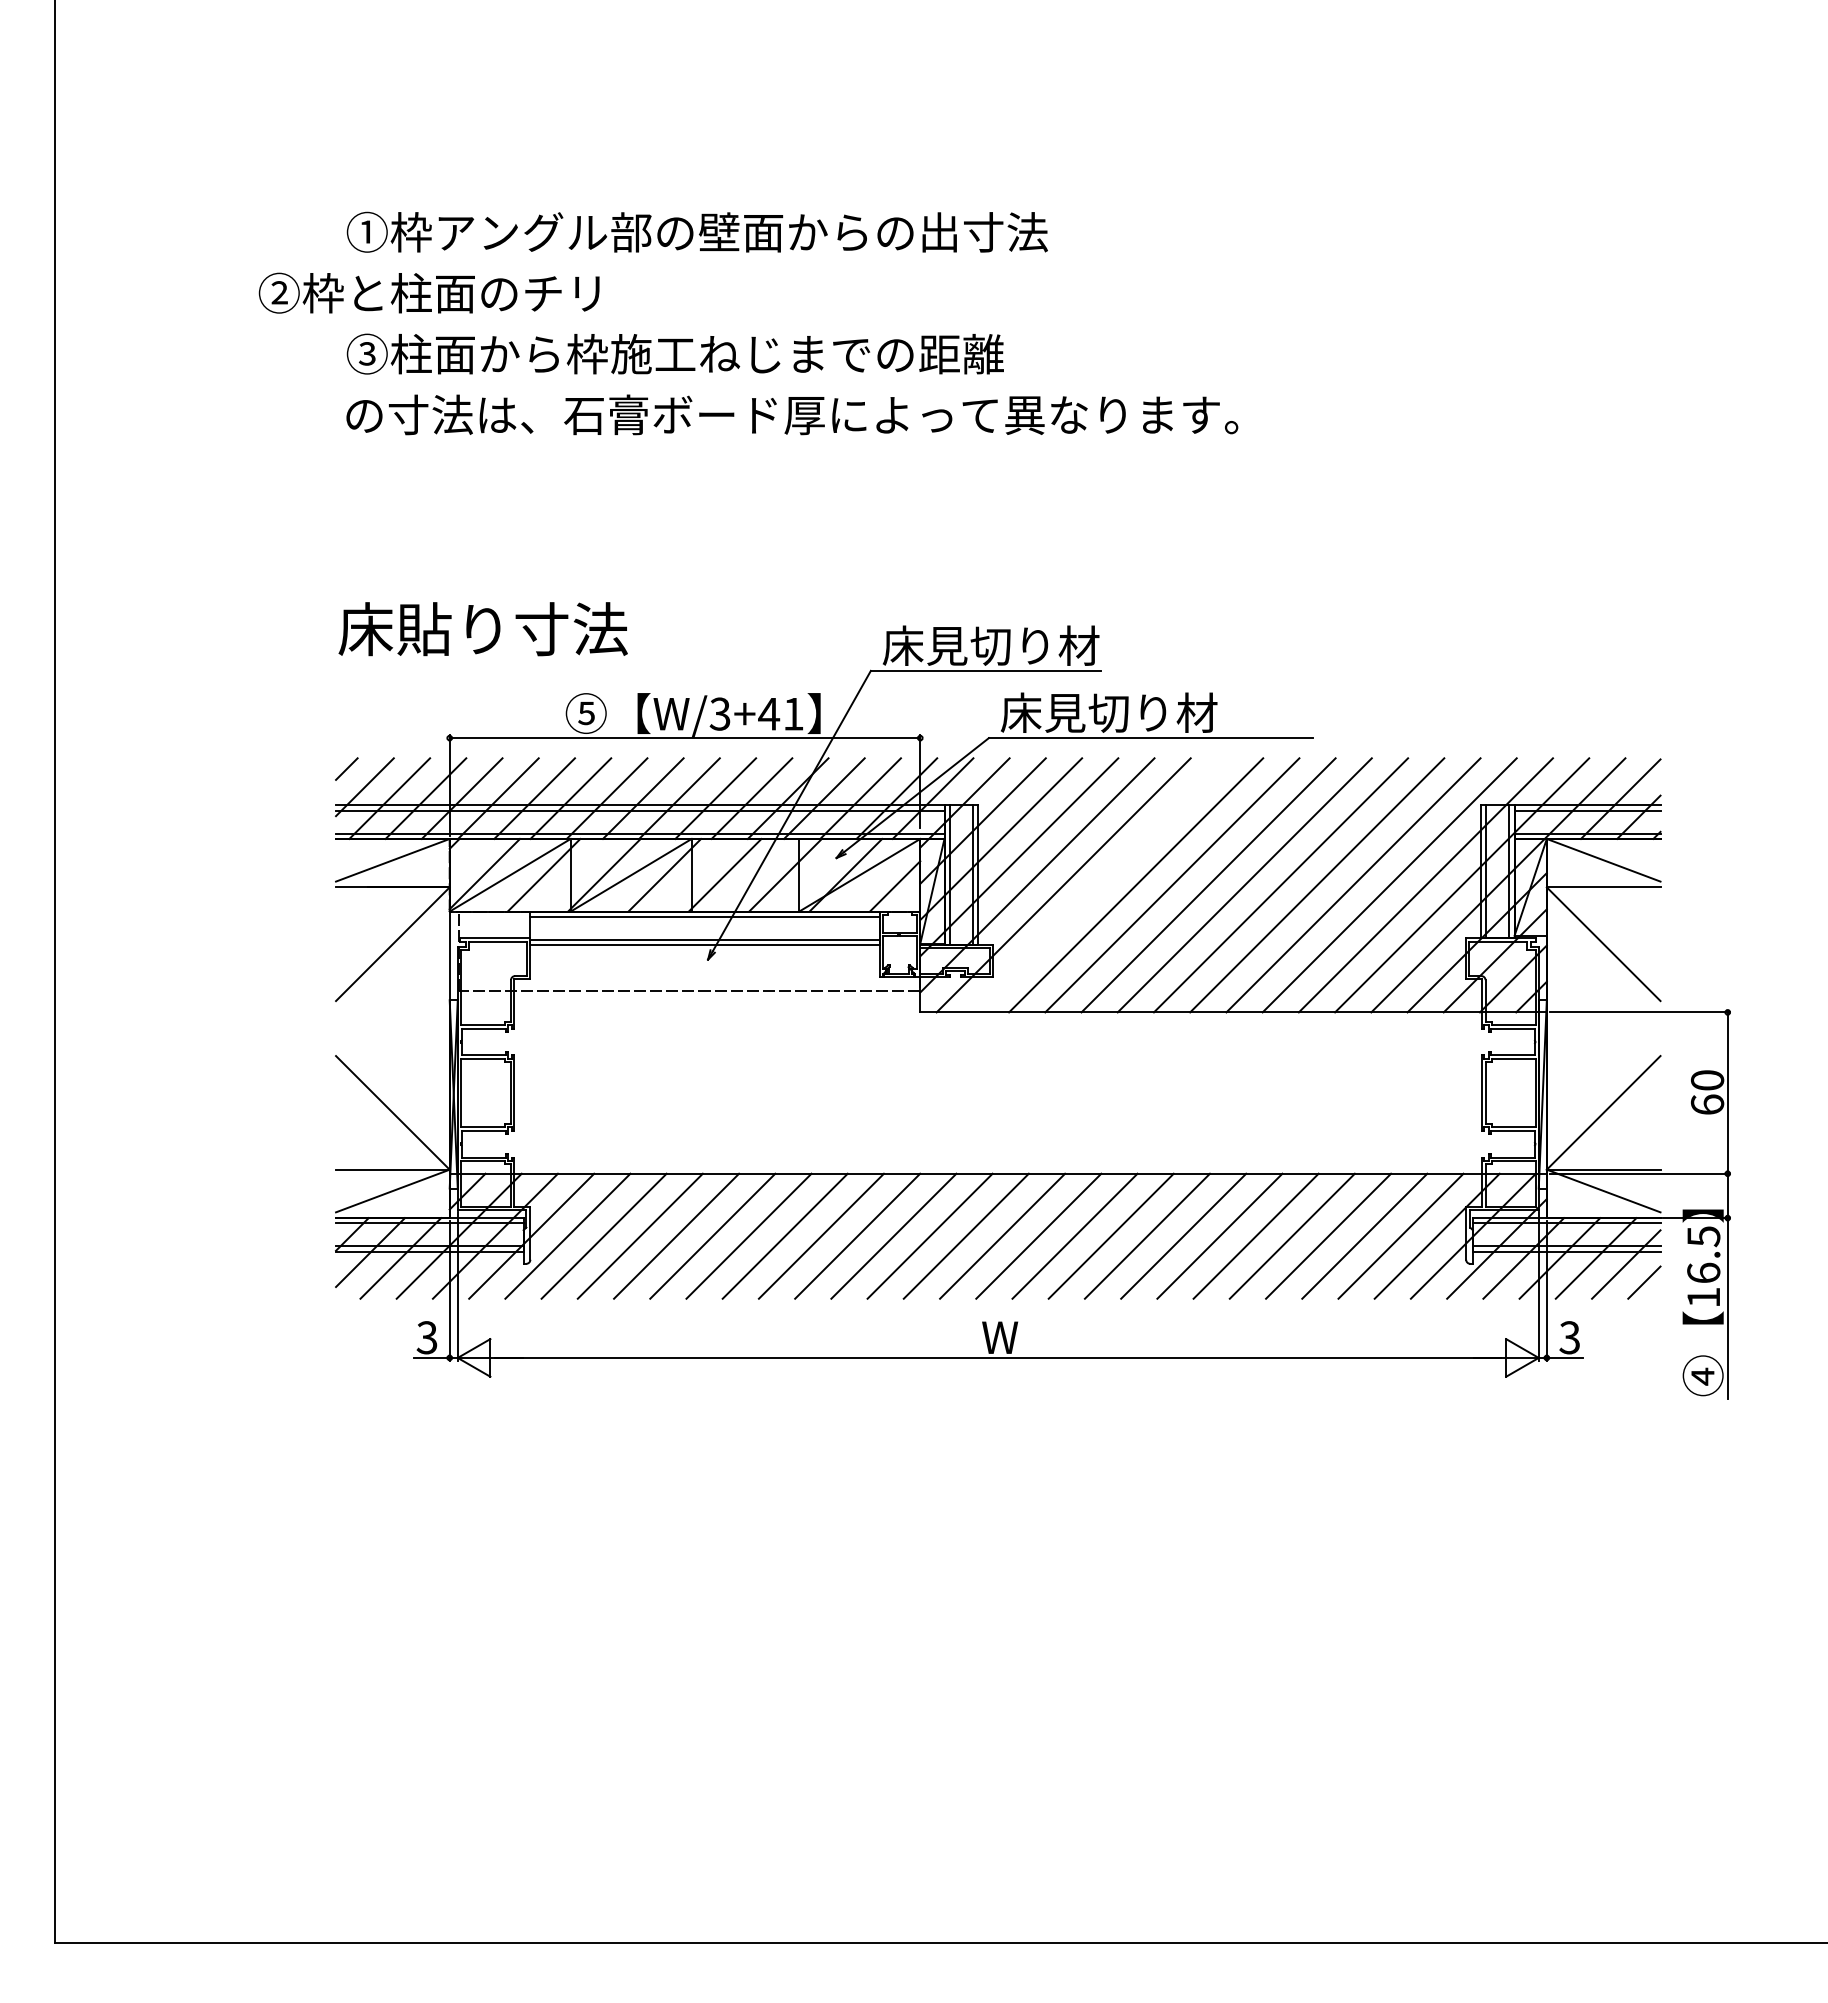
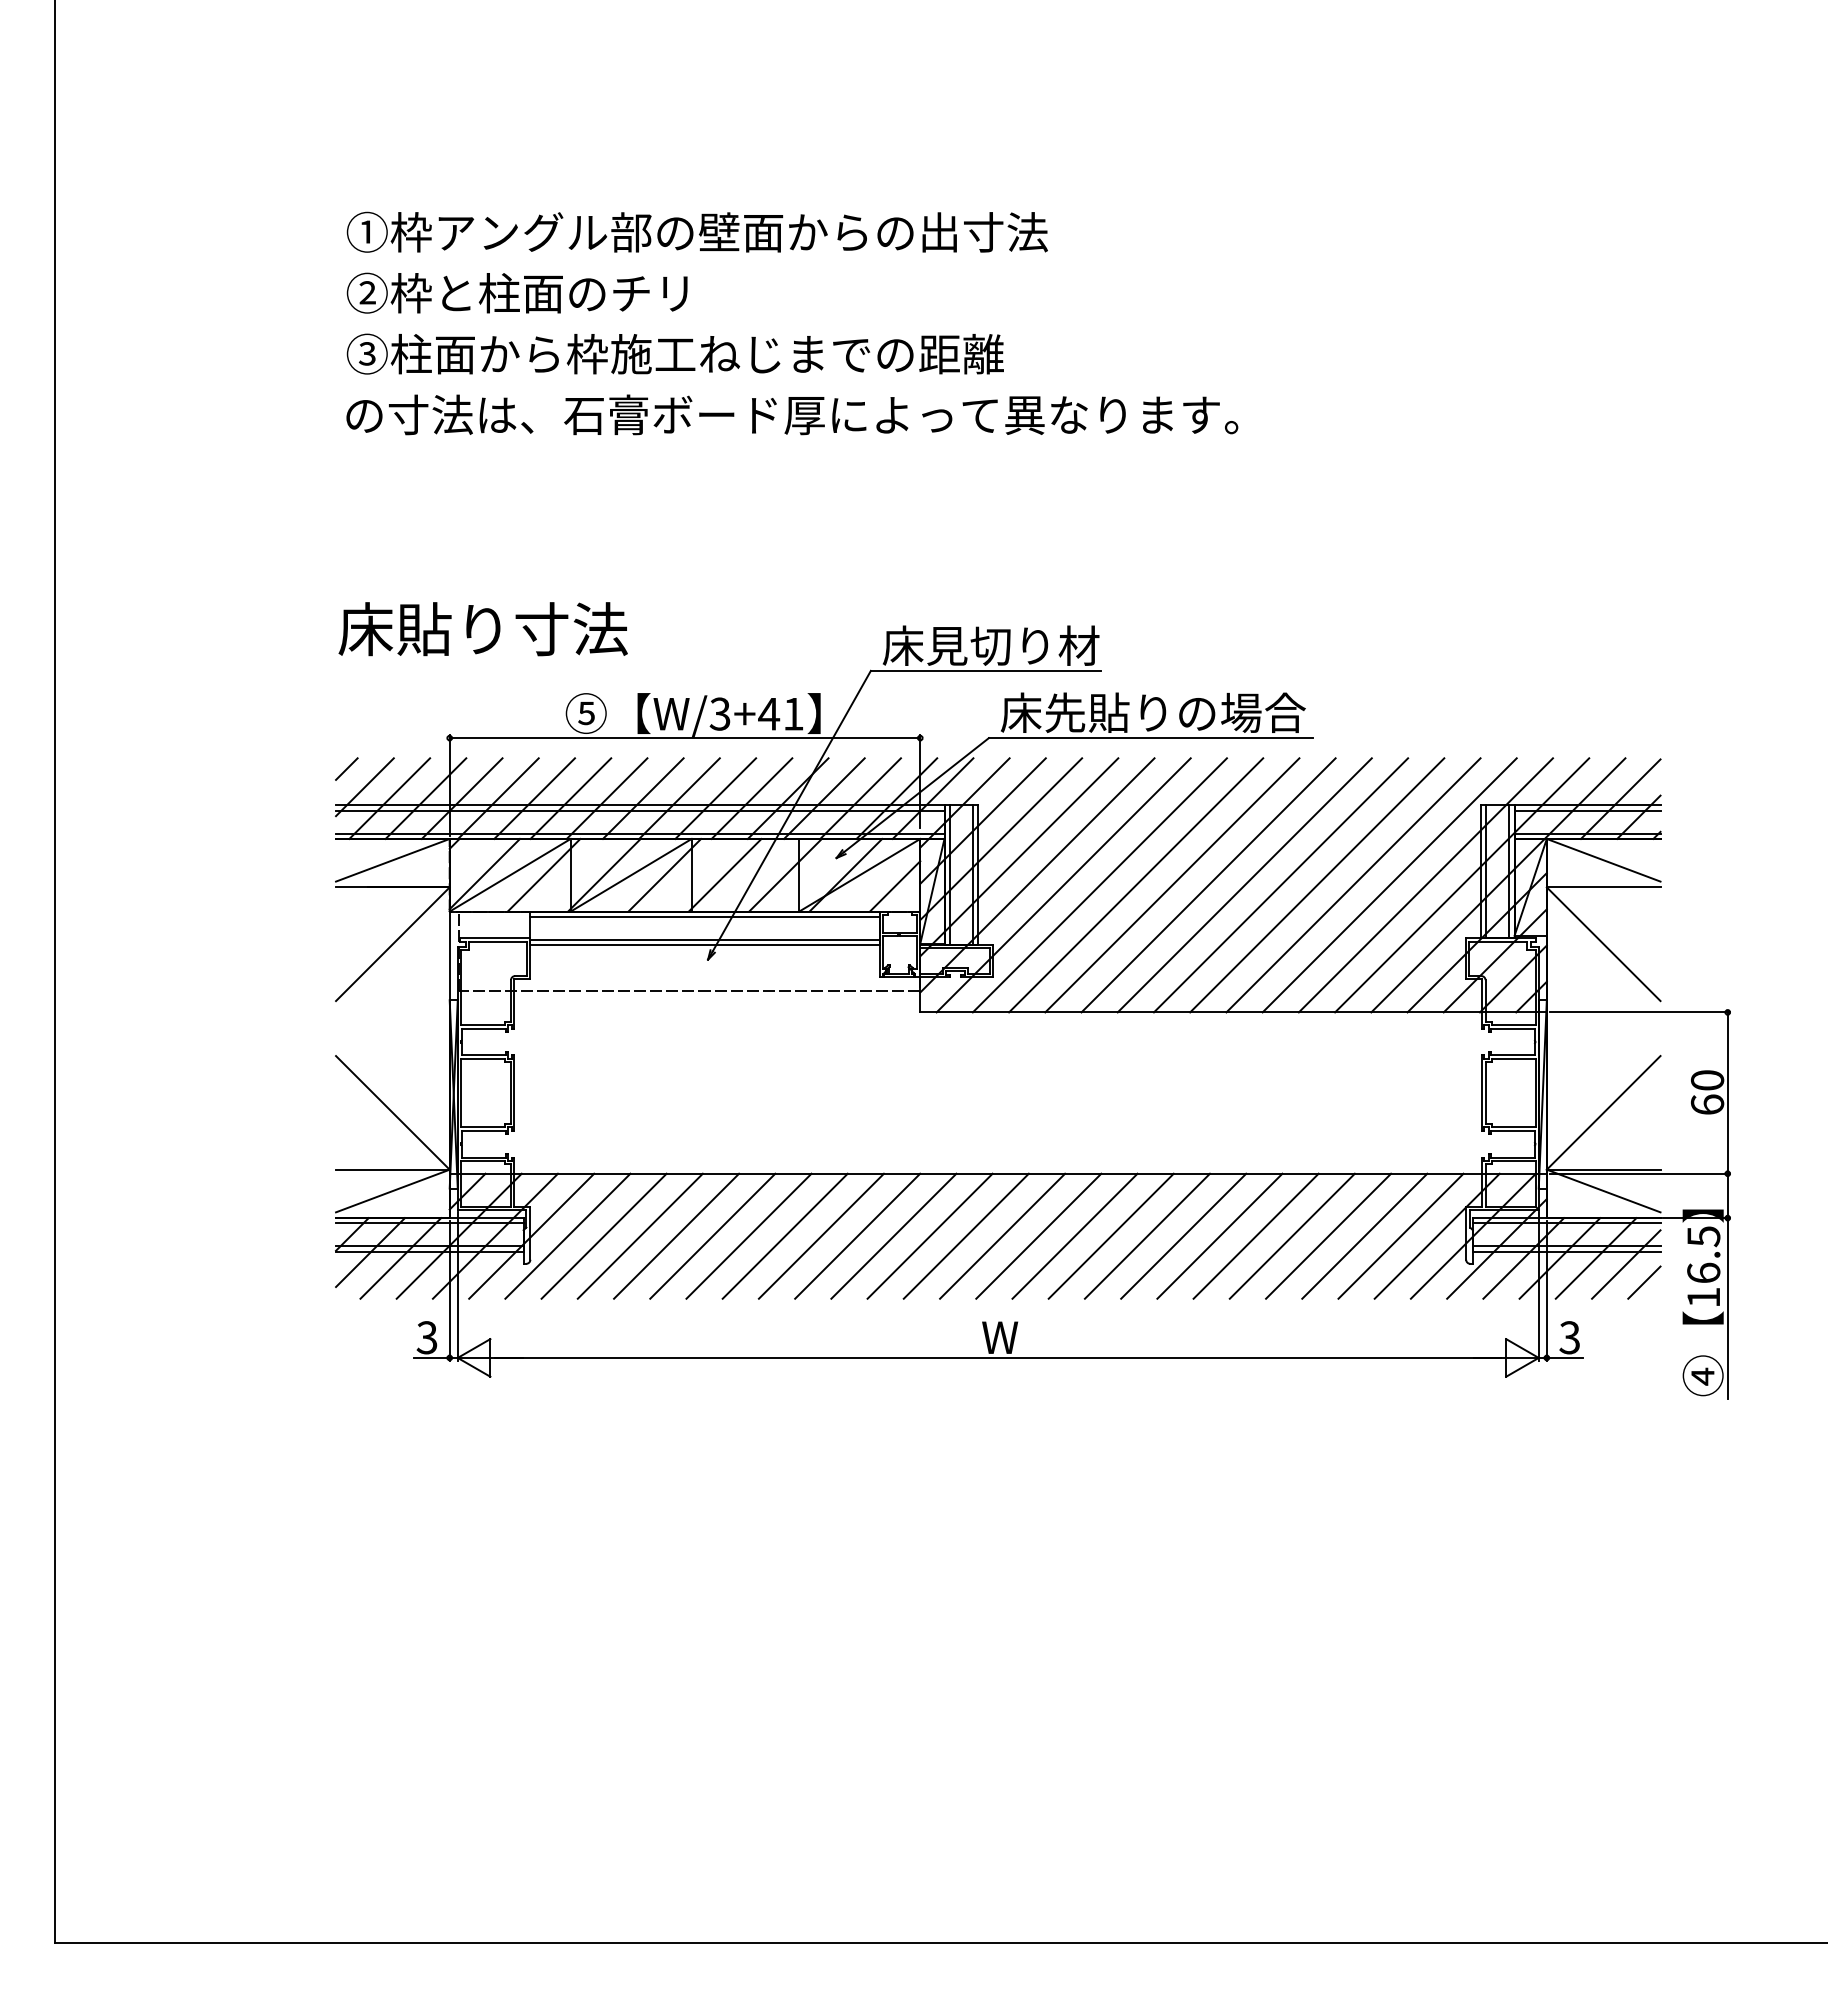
text position: (428, 292) -> (516, 292) (516, 292)
text: 床見切り材 -> 床先貼りの場合 (1175, 712)
line: none -> present (1099, 885)
